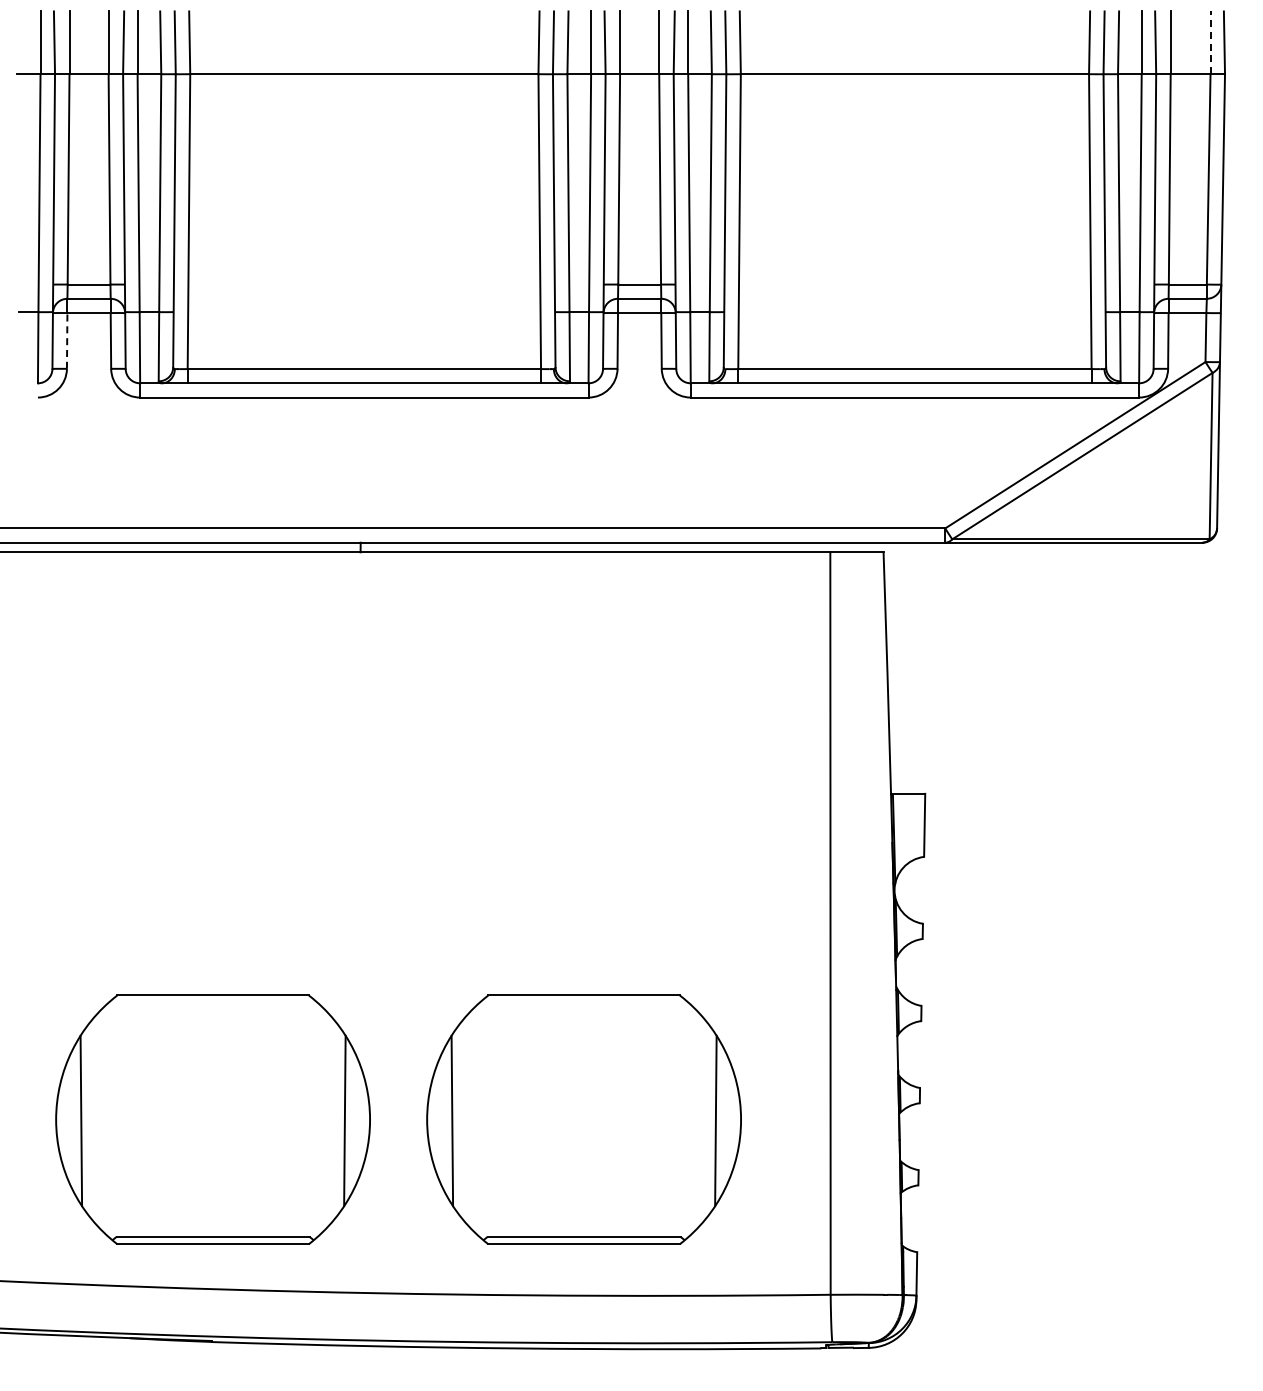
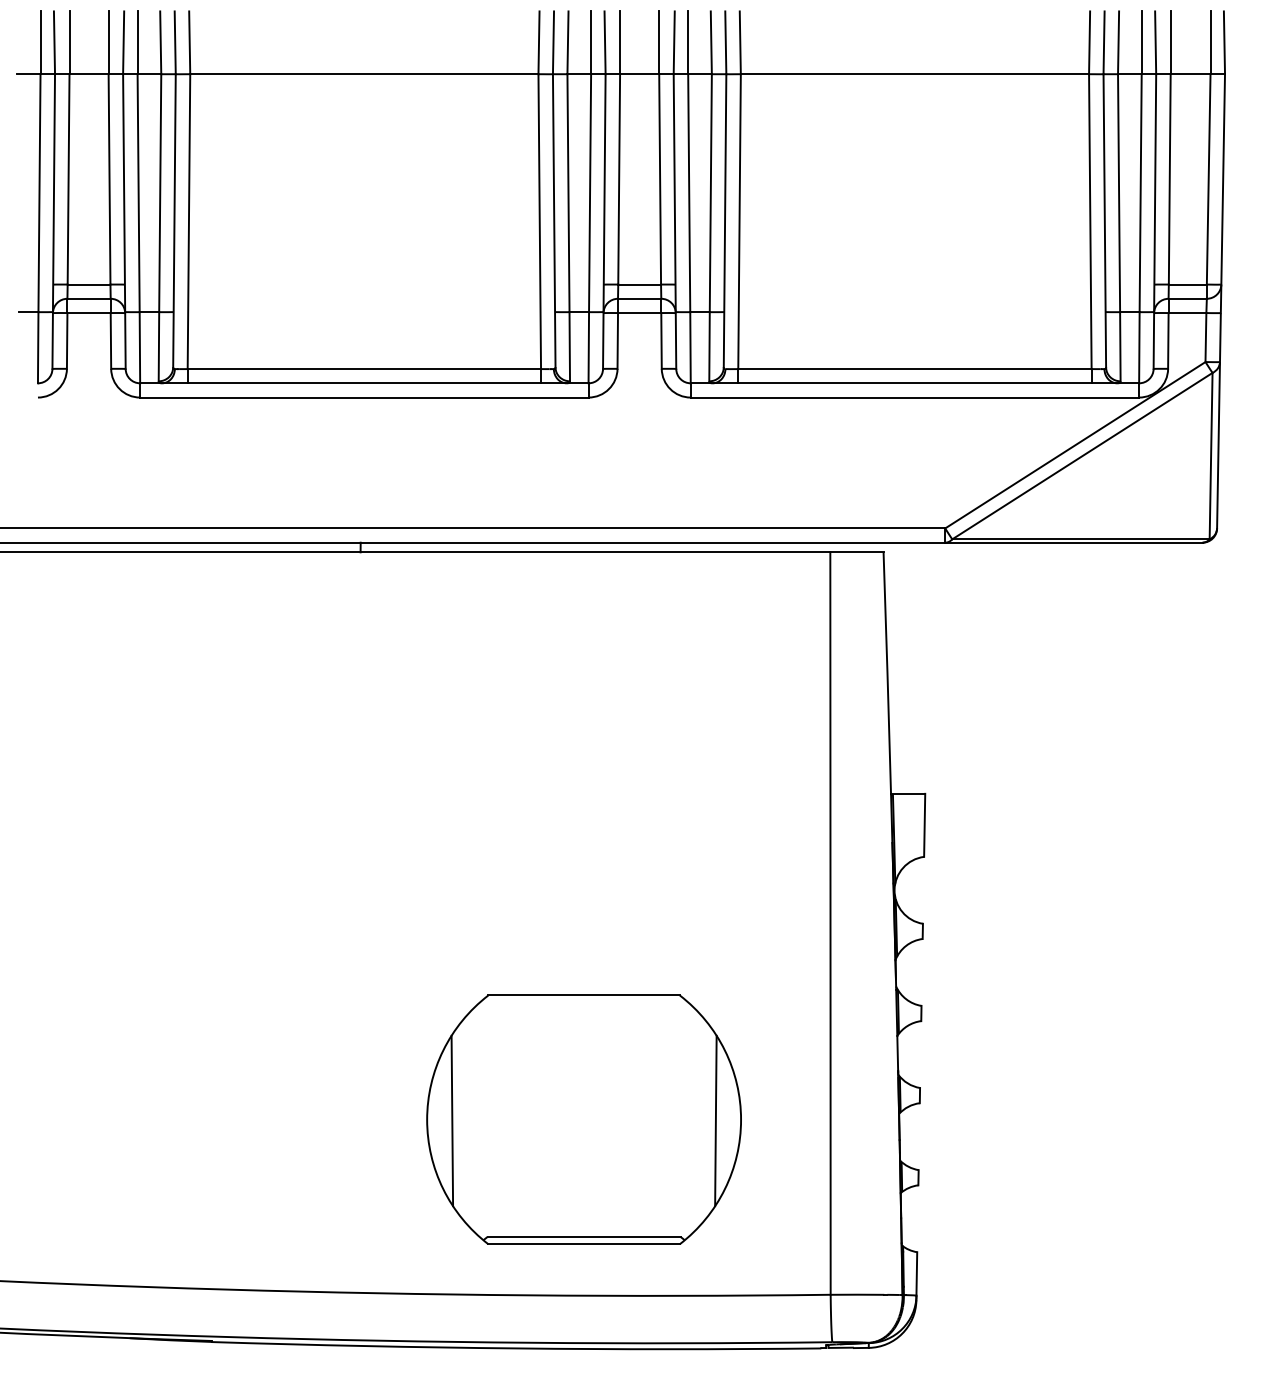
line: dashed -> solid (1210, 42)
line: dashed -> solid (67, 340)
part: present -> none (212, 1119)
